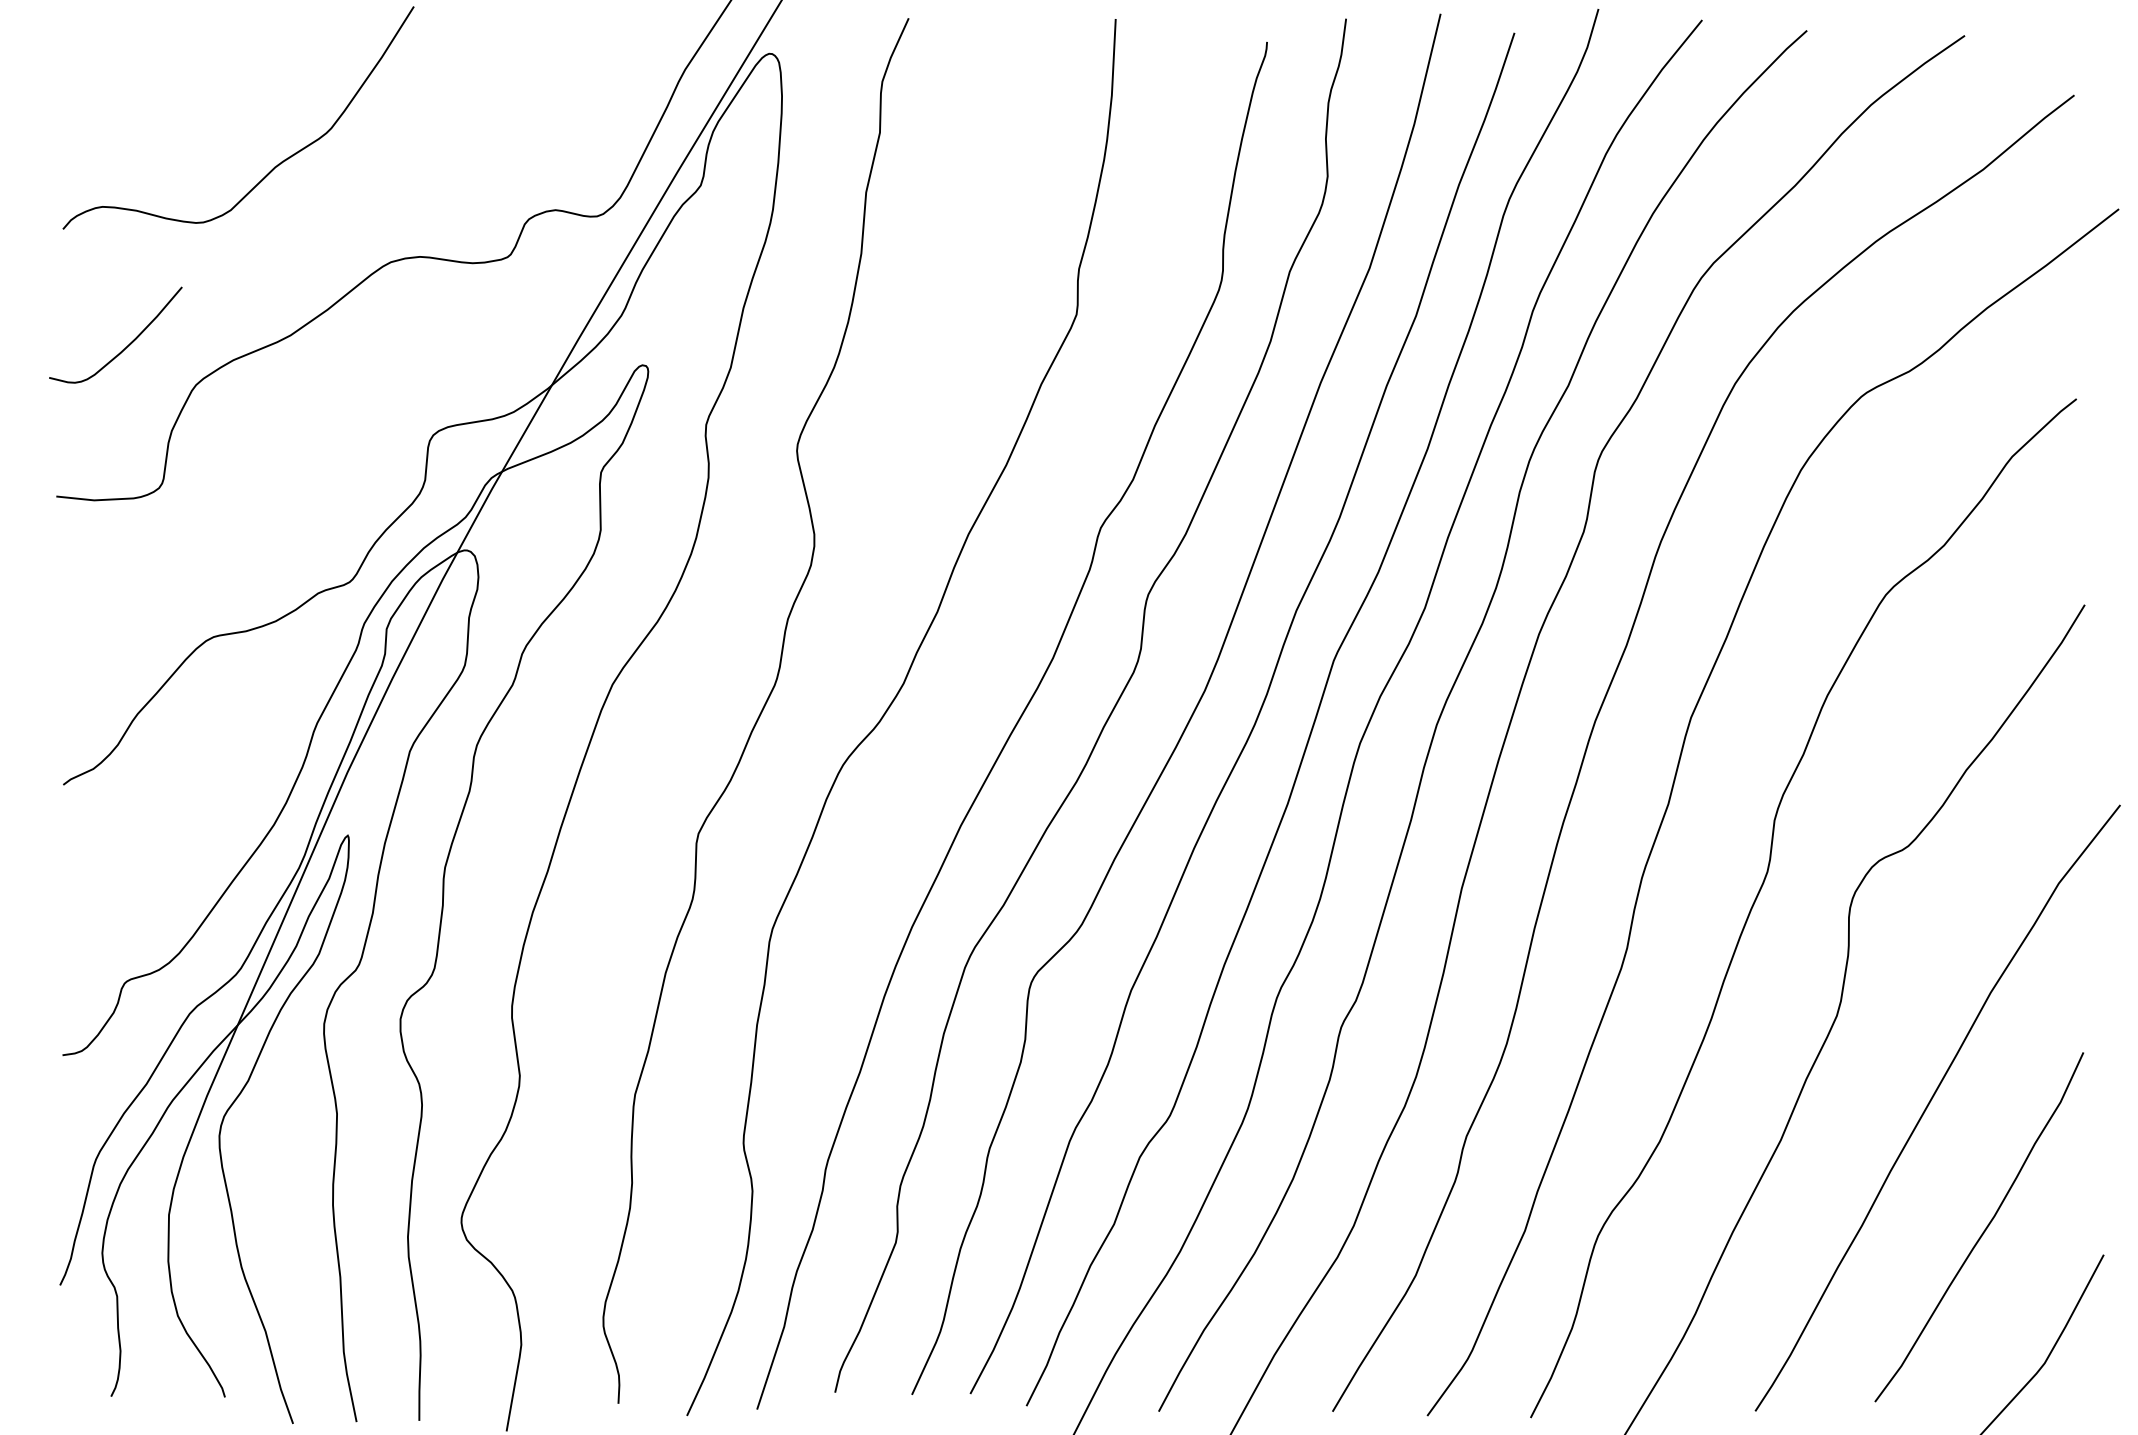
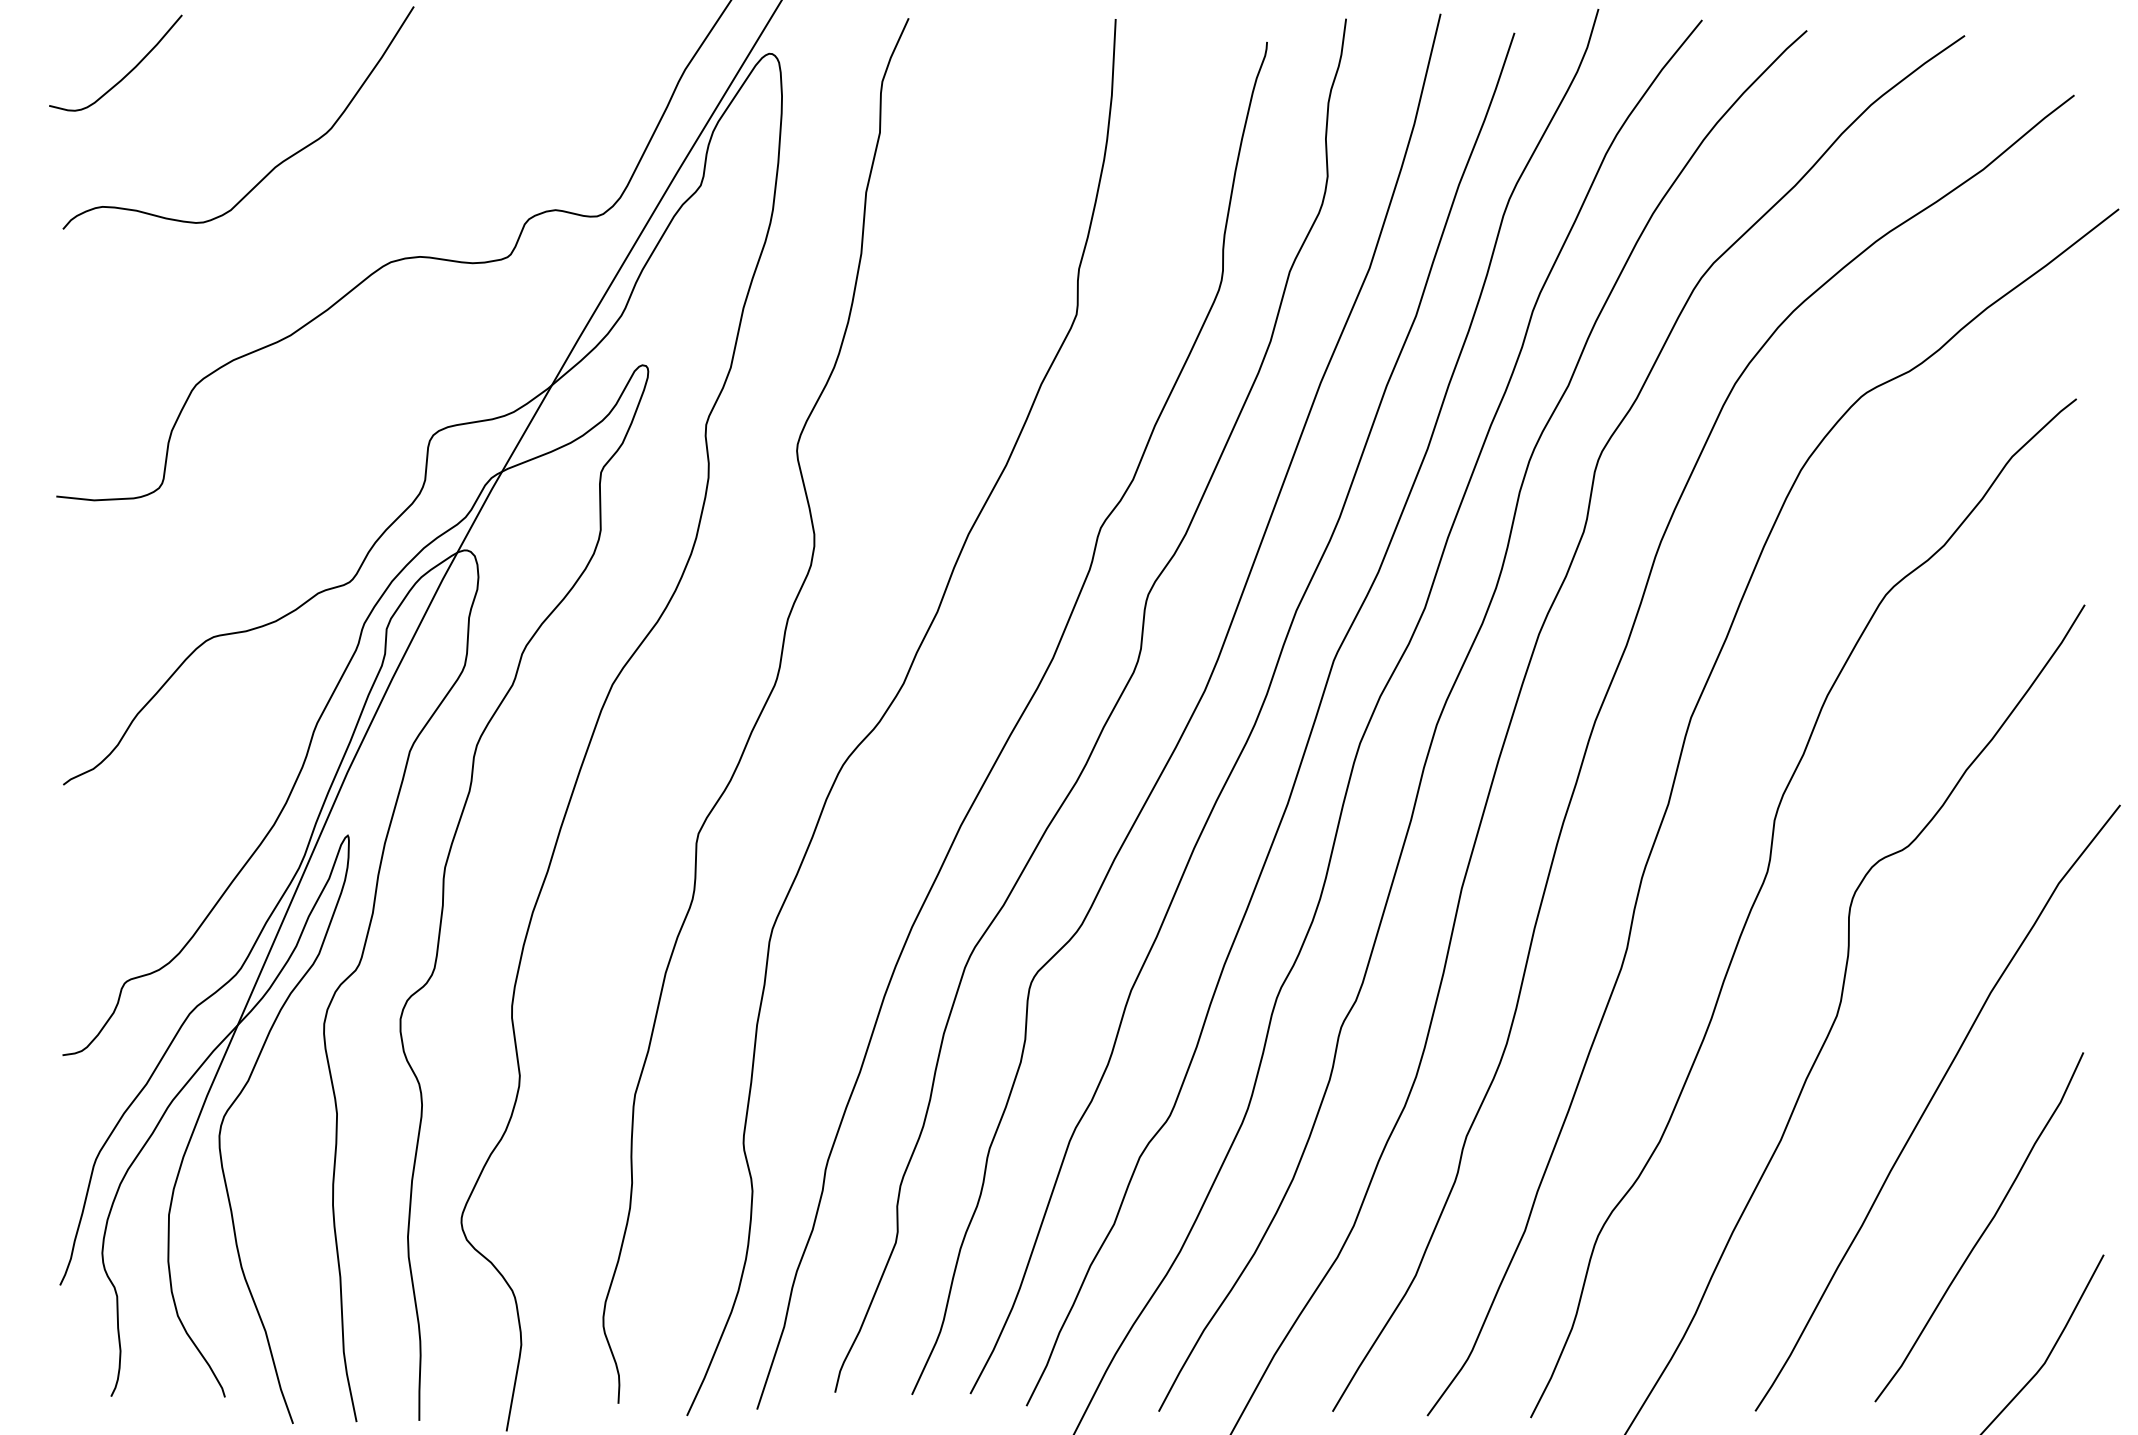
curve position: (127, 345) -> (127, 73) (127, 73)
